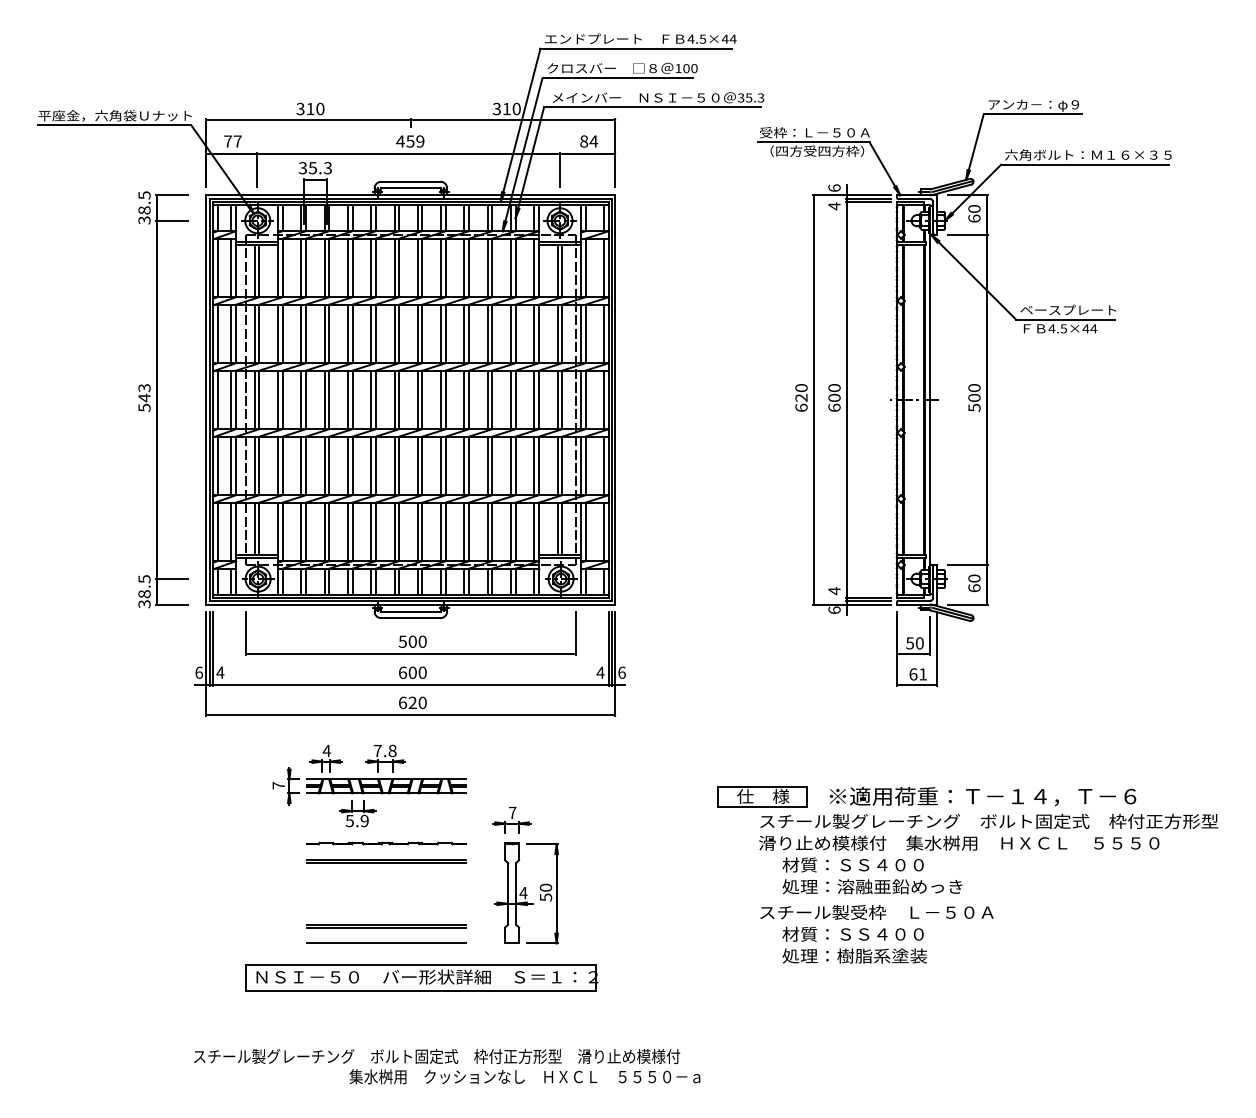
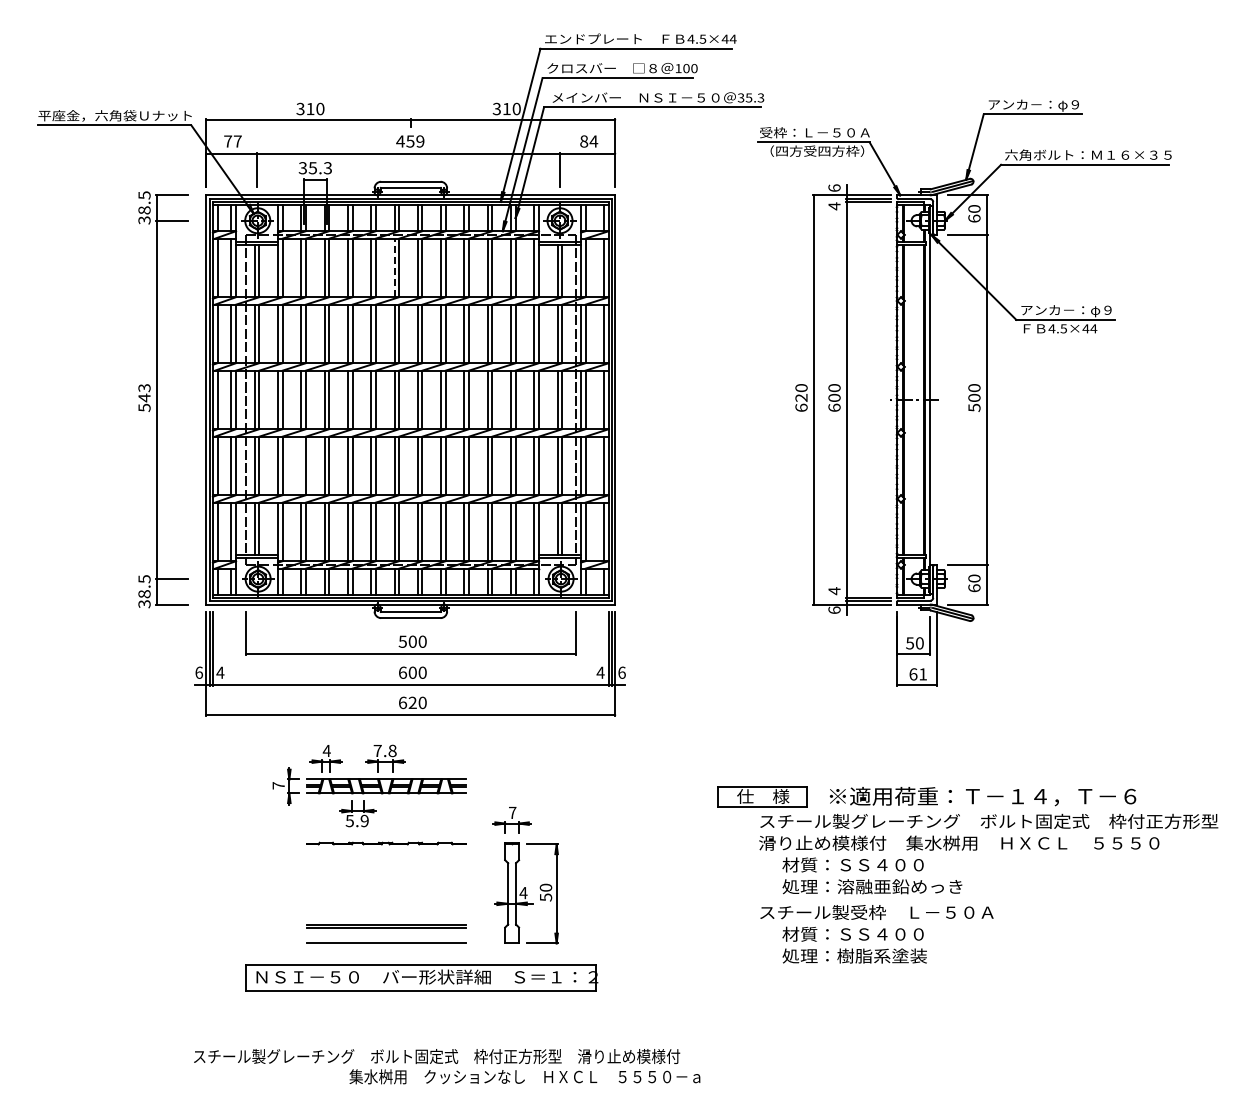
line: solid -> dashed (394, 267)
text: ベースプレート -> アンカ－：φ９ (1068, 310)
line: present -> none (301, 465)
line: present -> none (386, 860)
